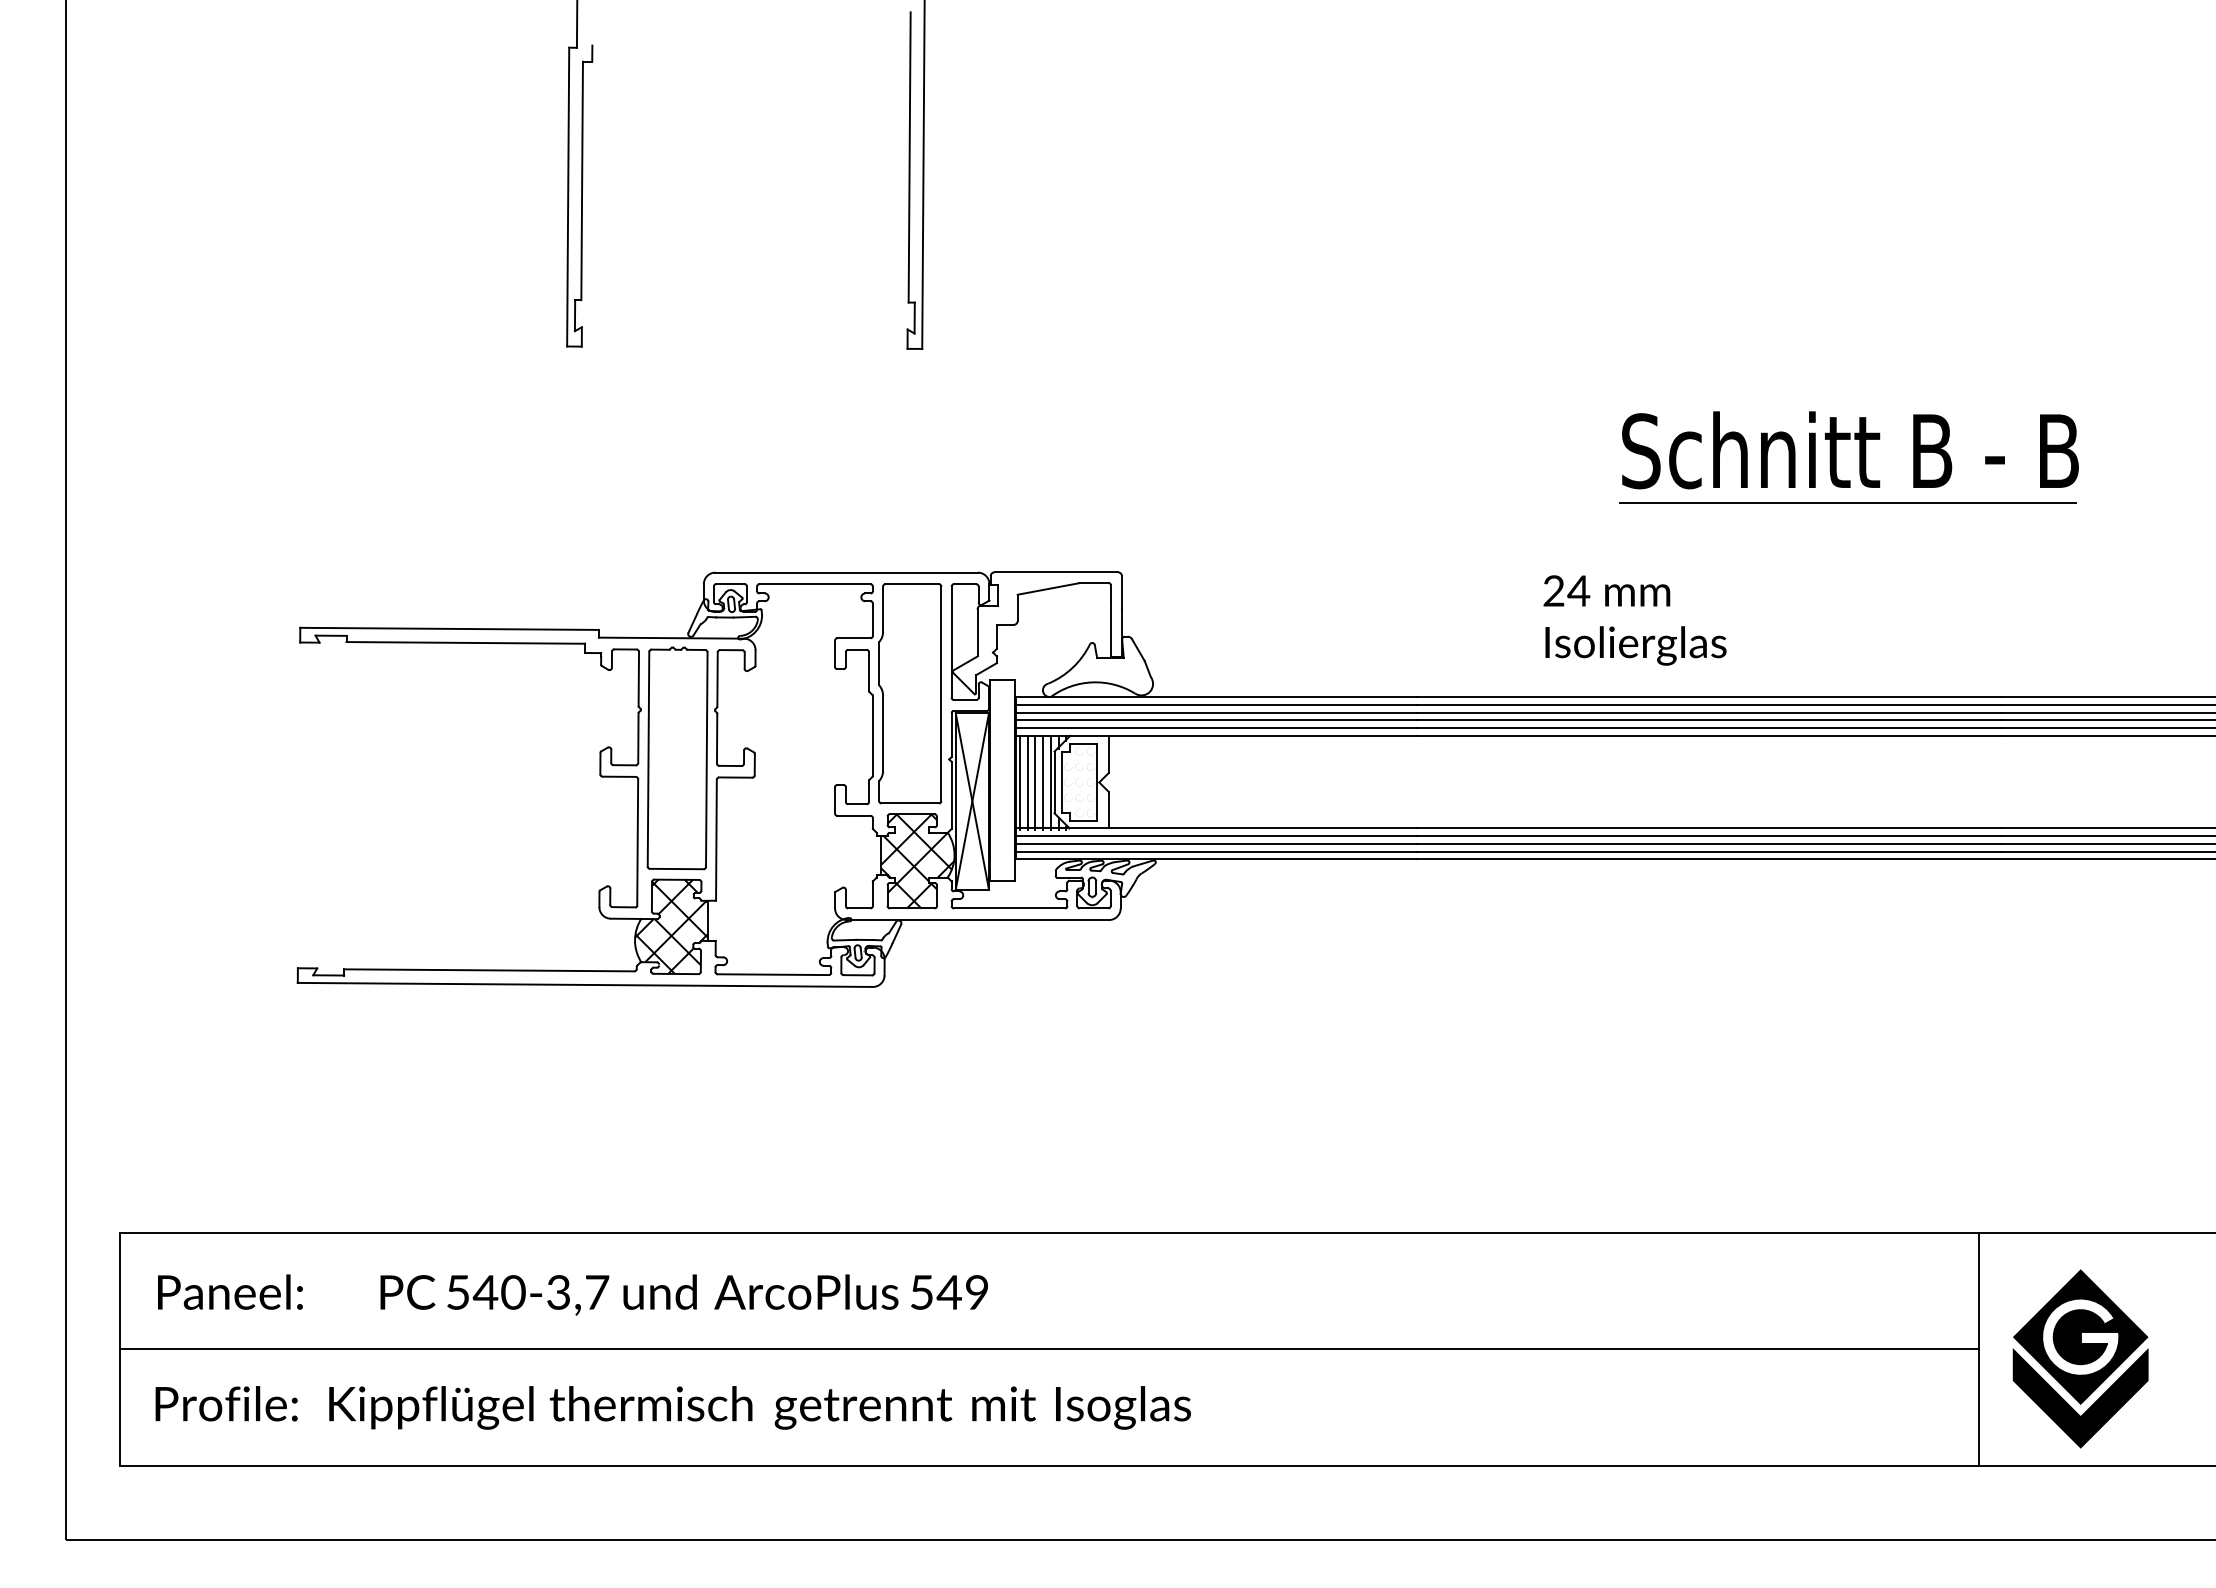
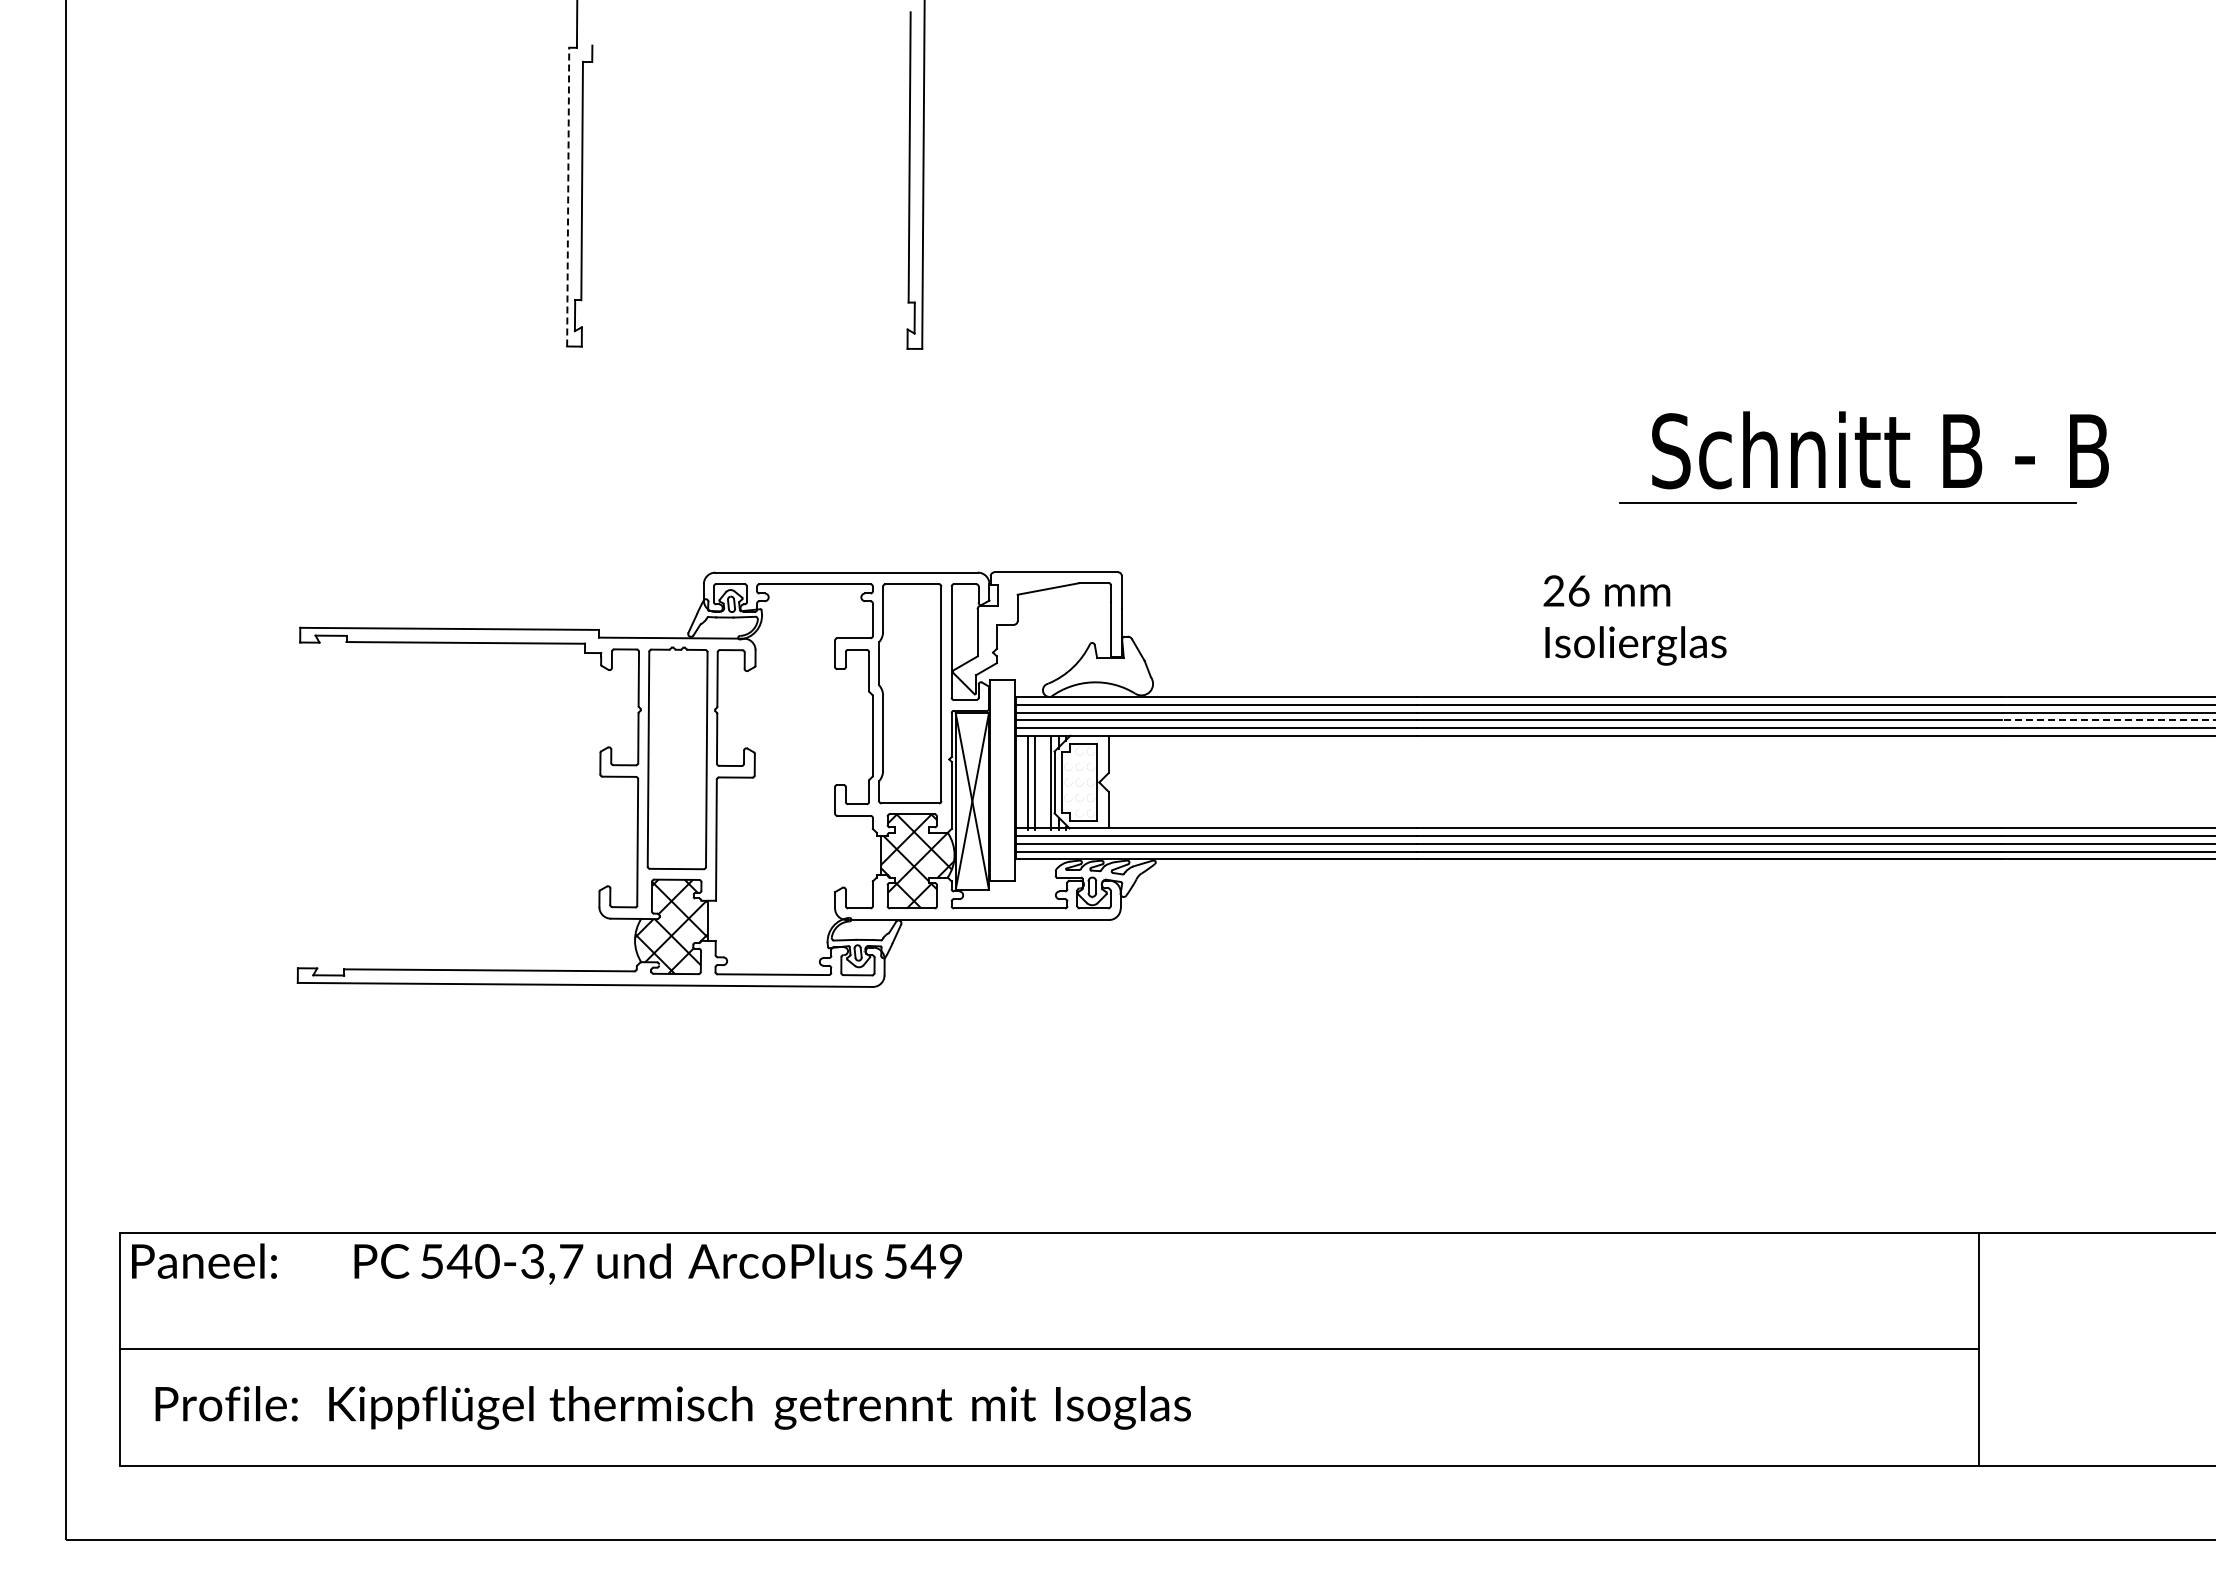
line: solid -> dashed (568, 196)
text position: (1850, 450) -> (1880, 450) (1880, 450)
text: 24 -> 26 (1578, 590)
line: solid -> dashed (2108, 720)
line: present -> none (1020, 783)
line: present -> none (1043, 783)
text position: (572, 1294) -> (546, 1263) (546, 1263)
part: present -> none (2080, 1358)
